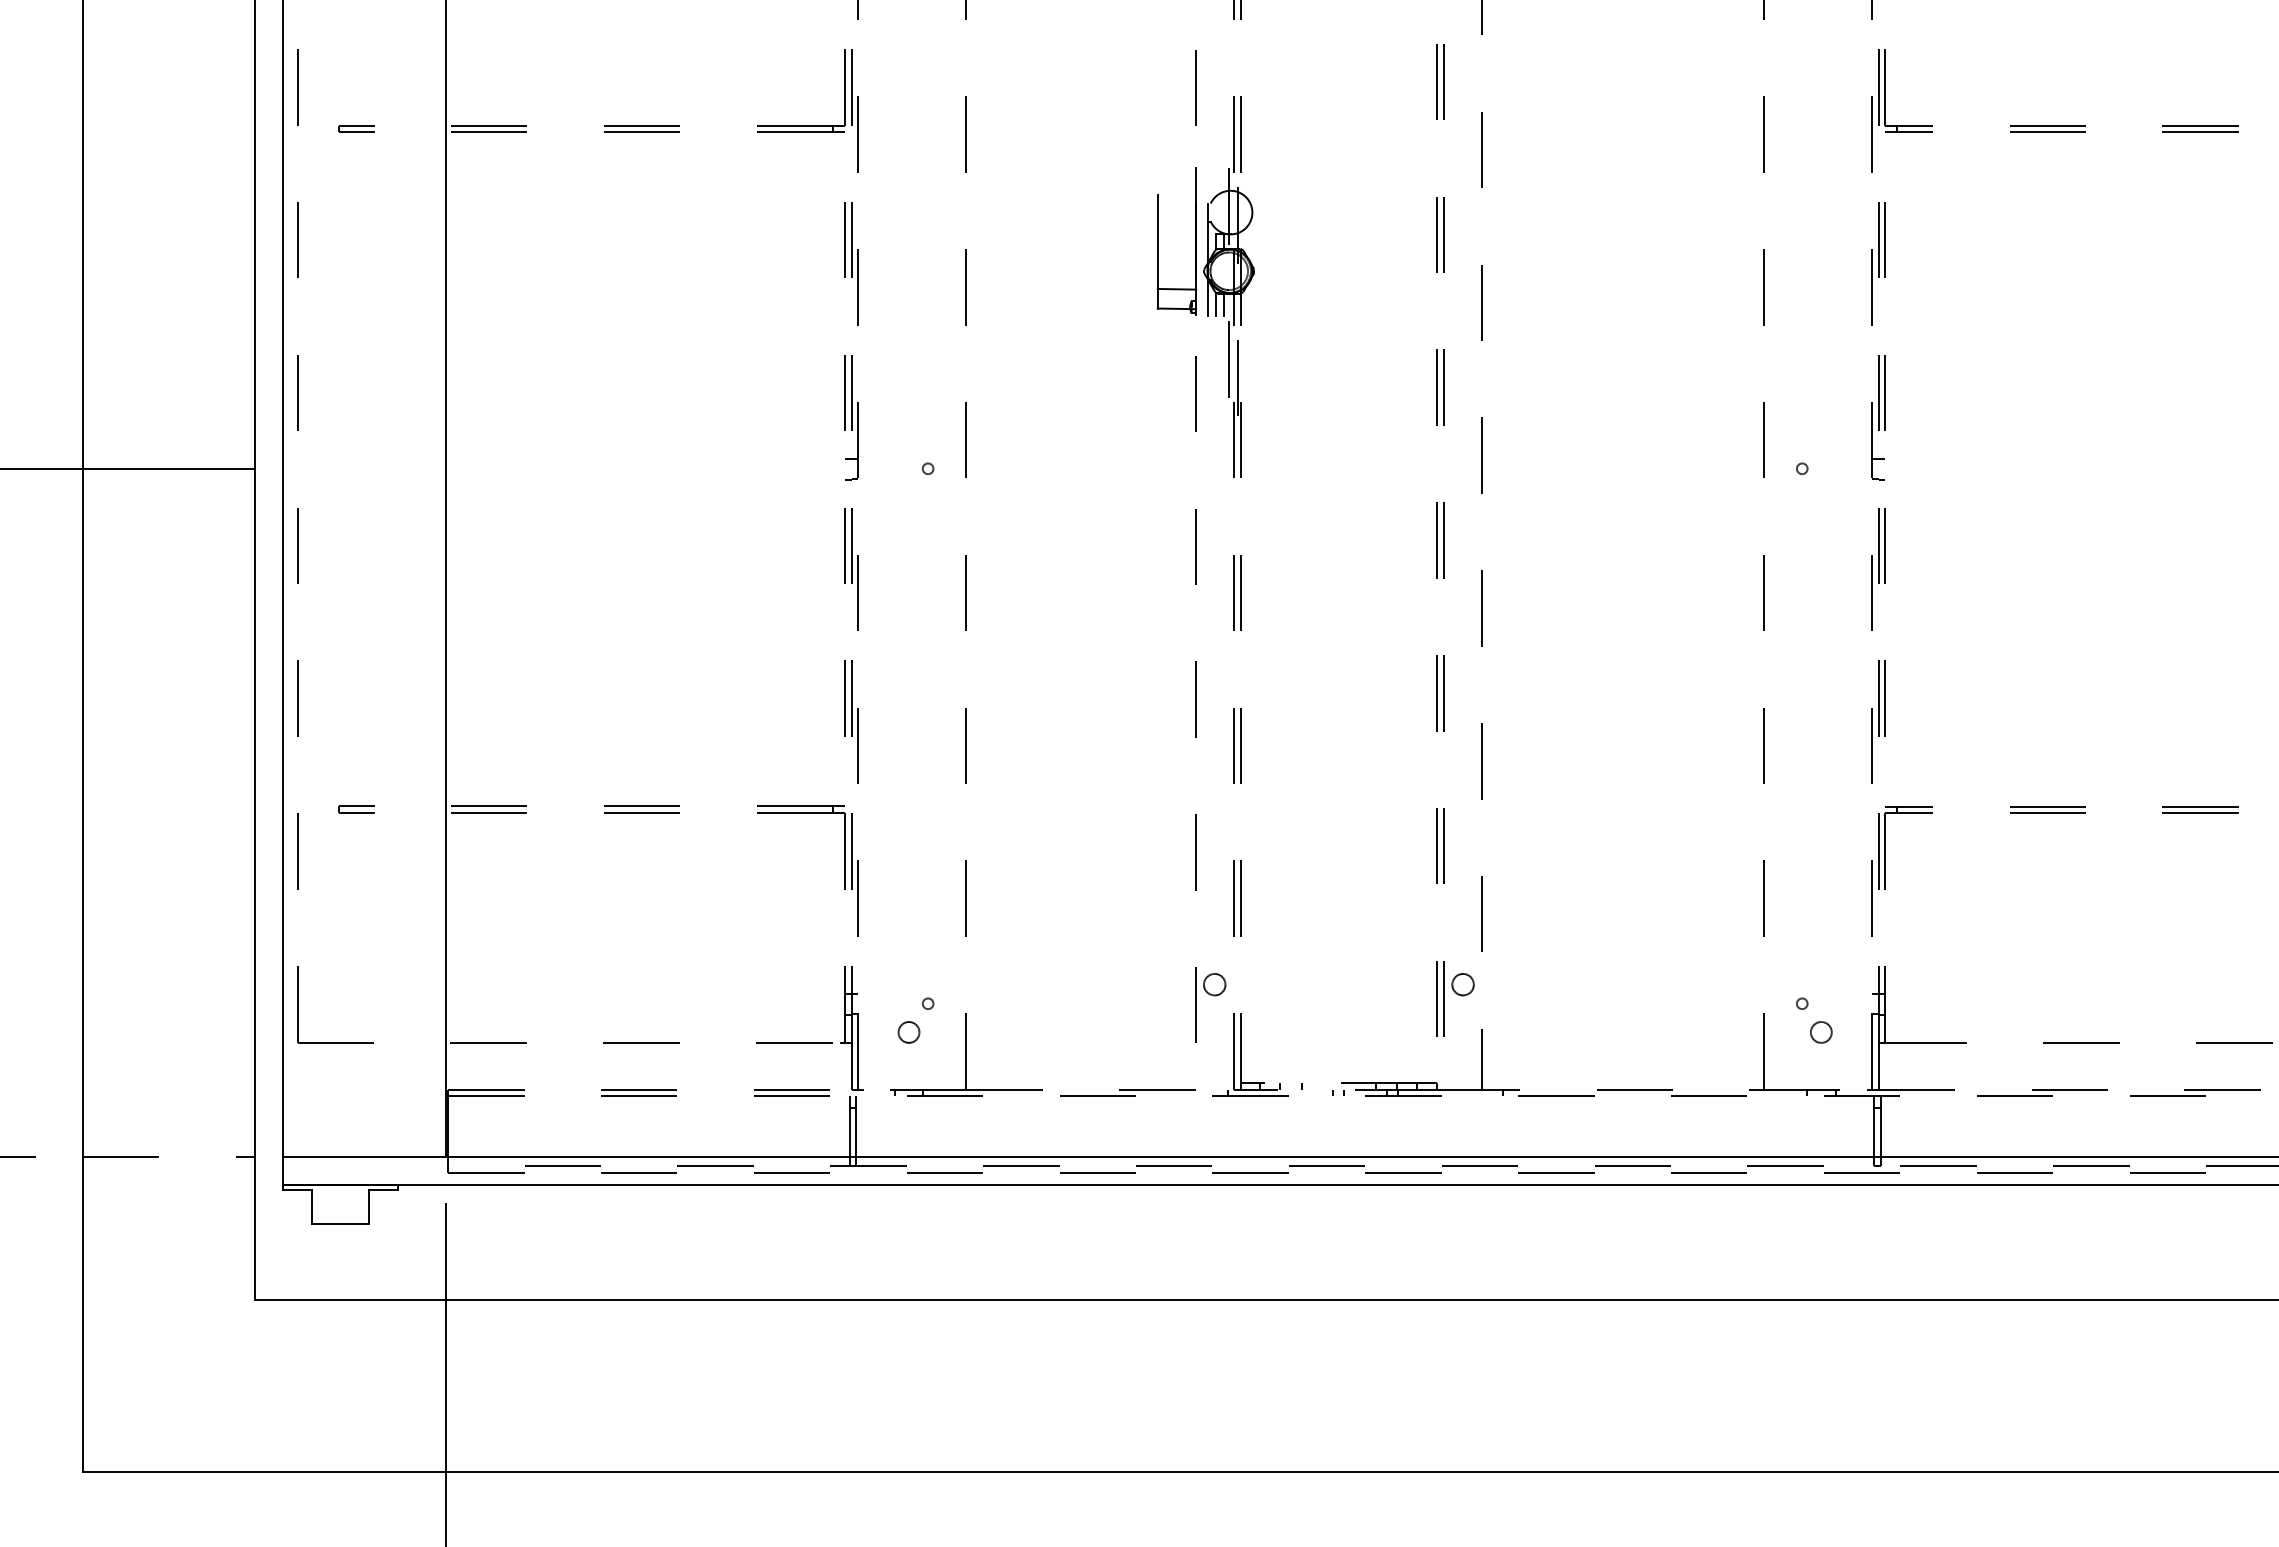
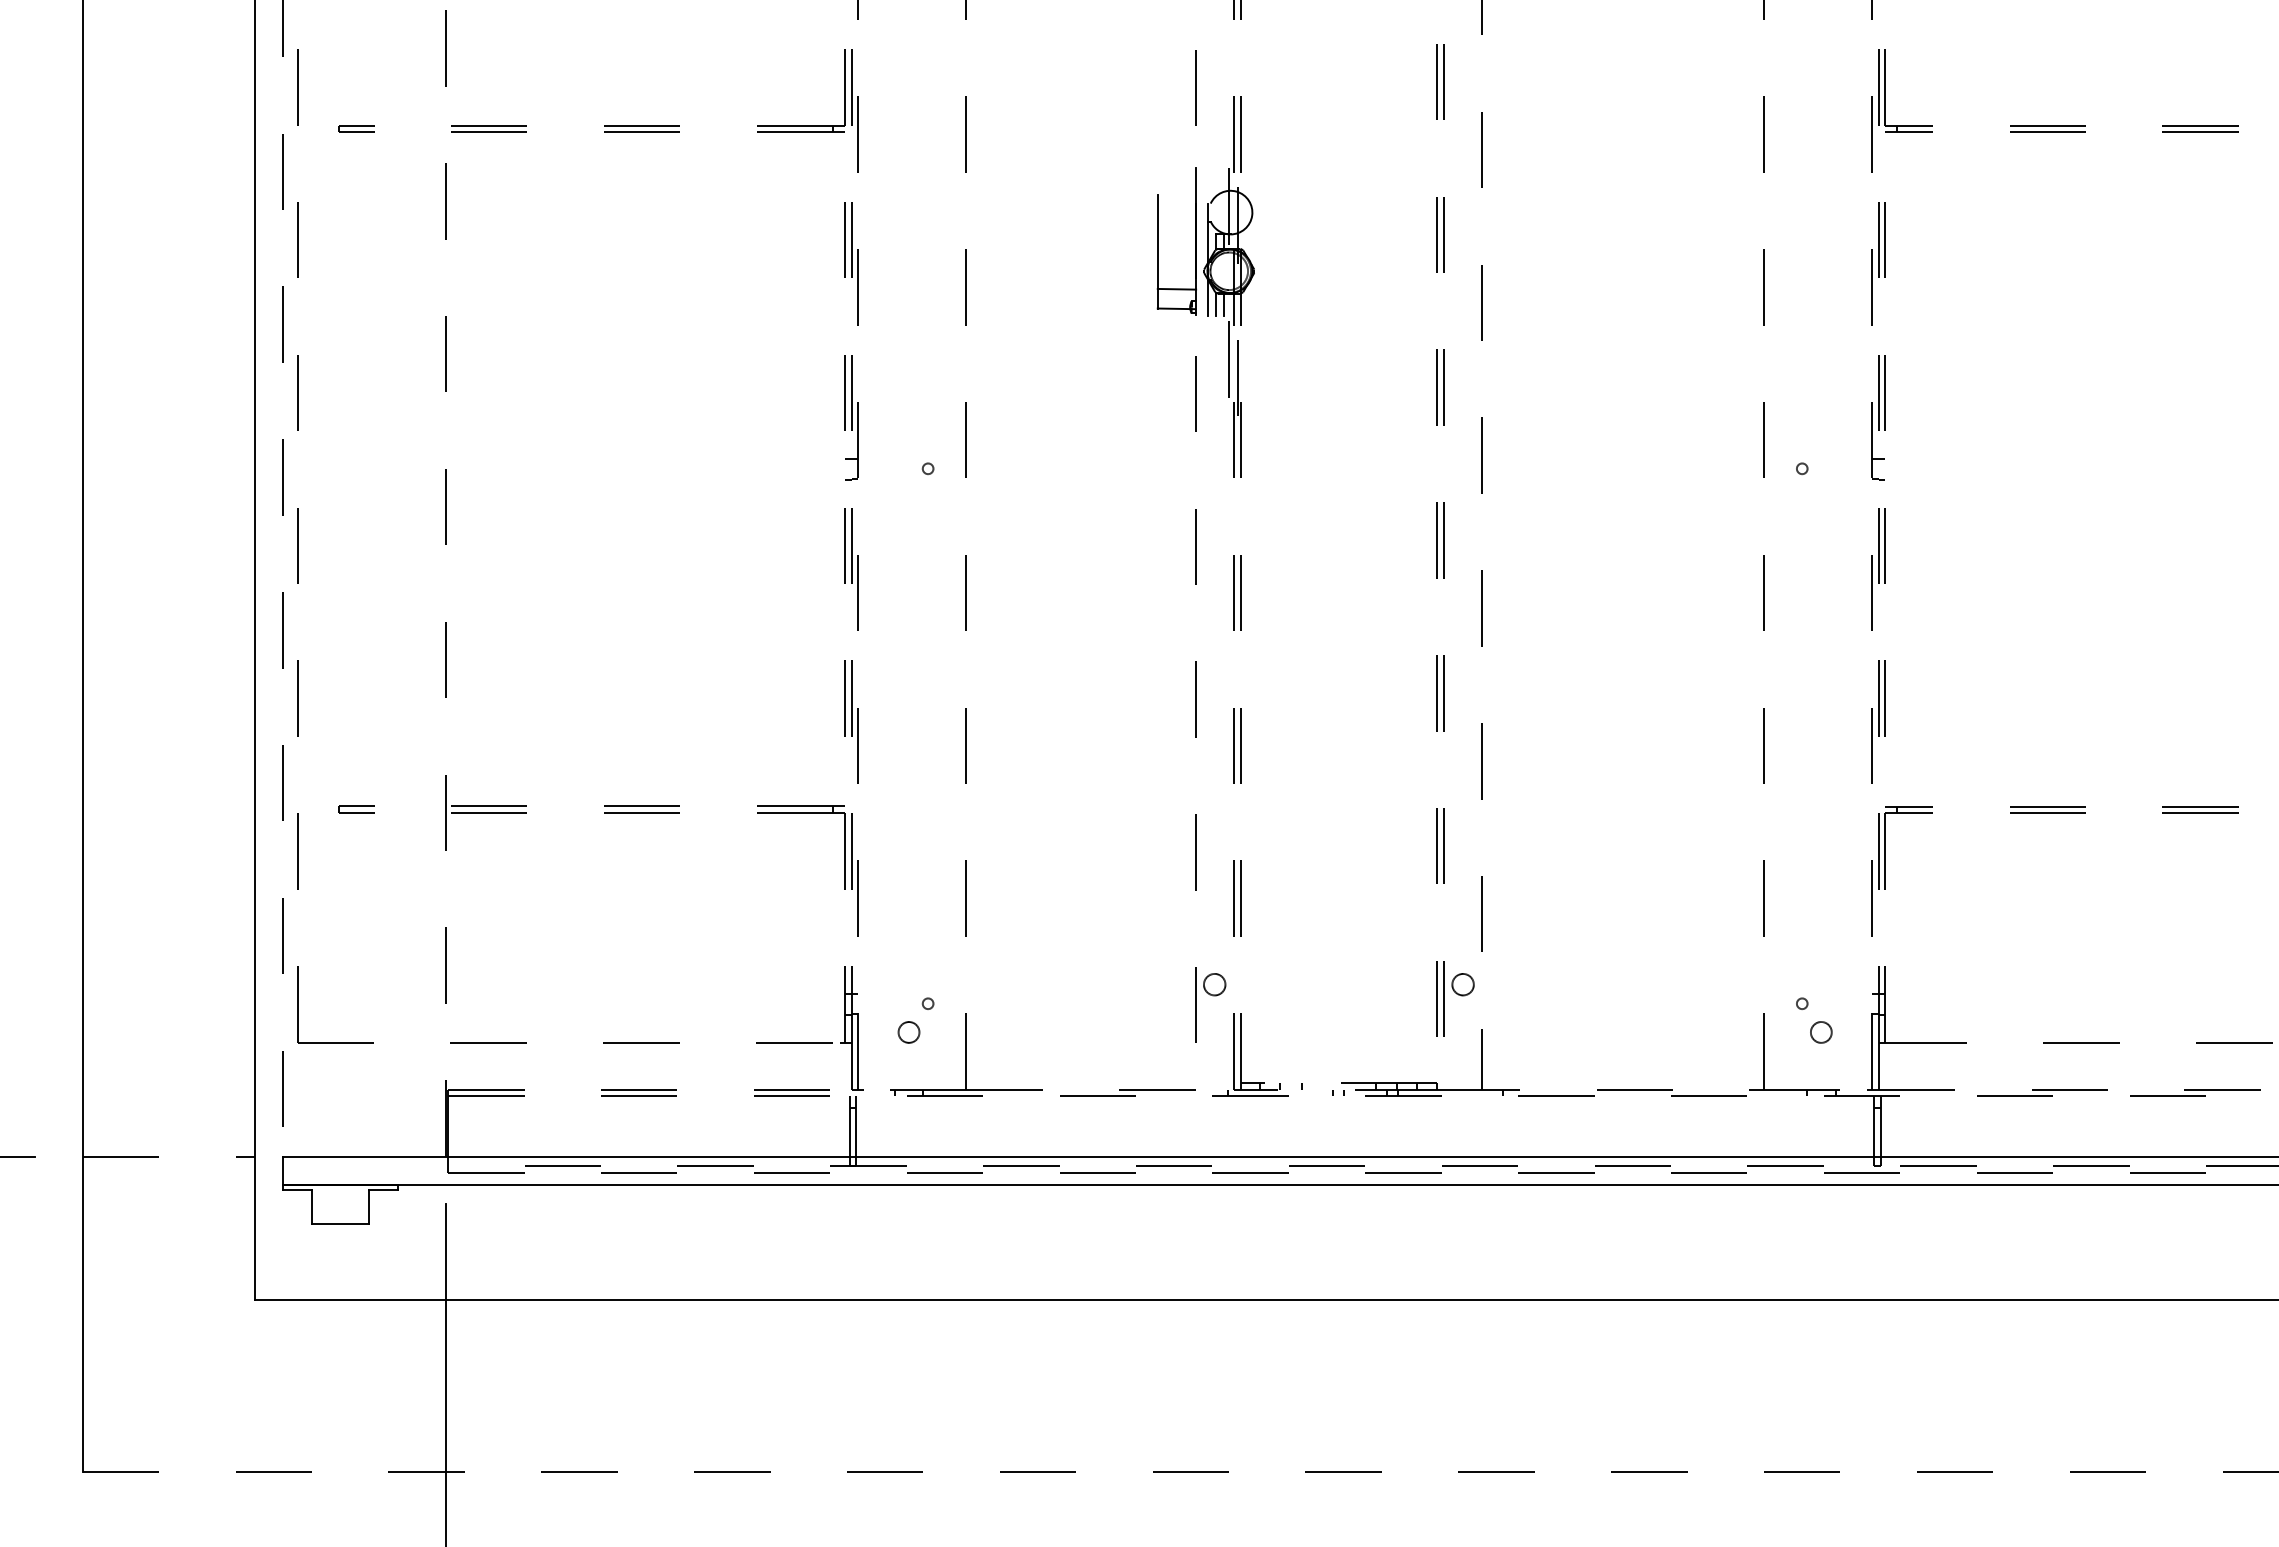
line: present -> none (128, 468)
line: solid -> dashed (283, 578)
line: solid -> dashed (445, 578)
line: solid -> dashed (1180, 1471)
